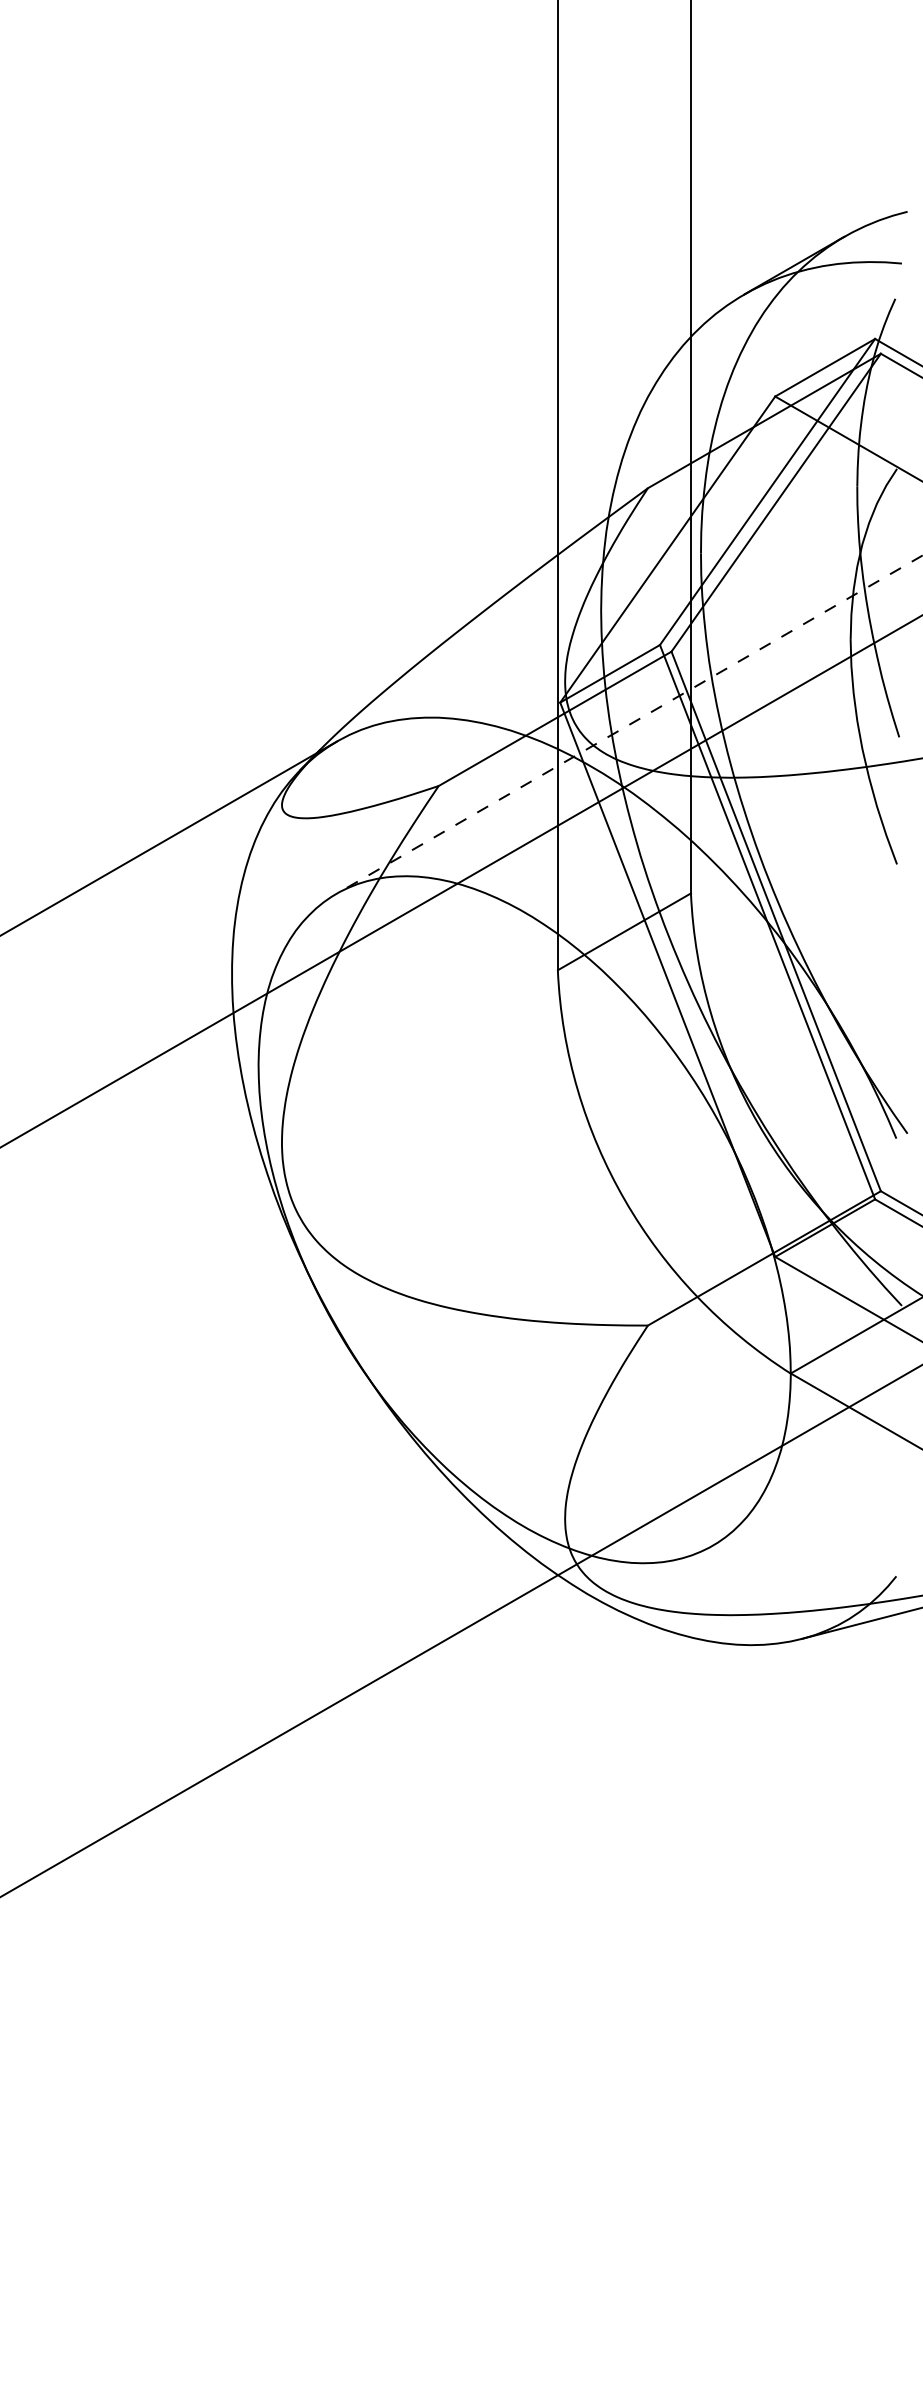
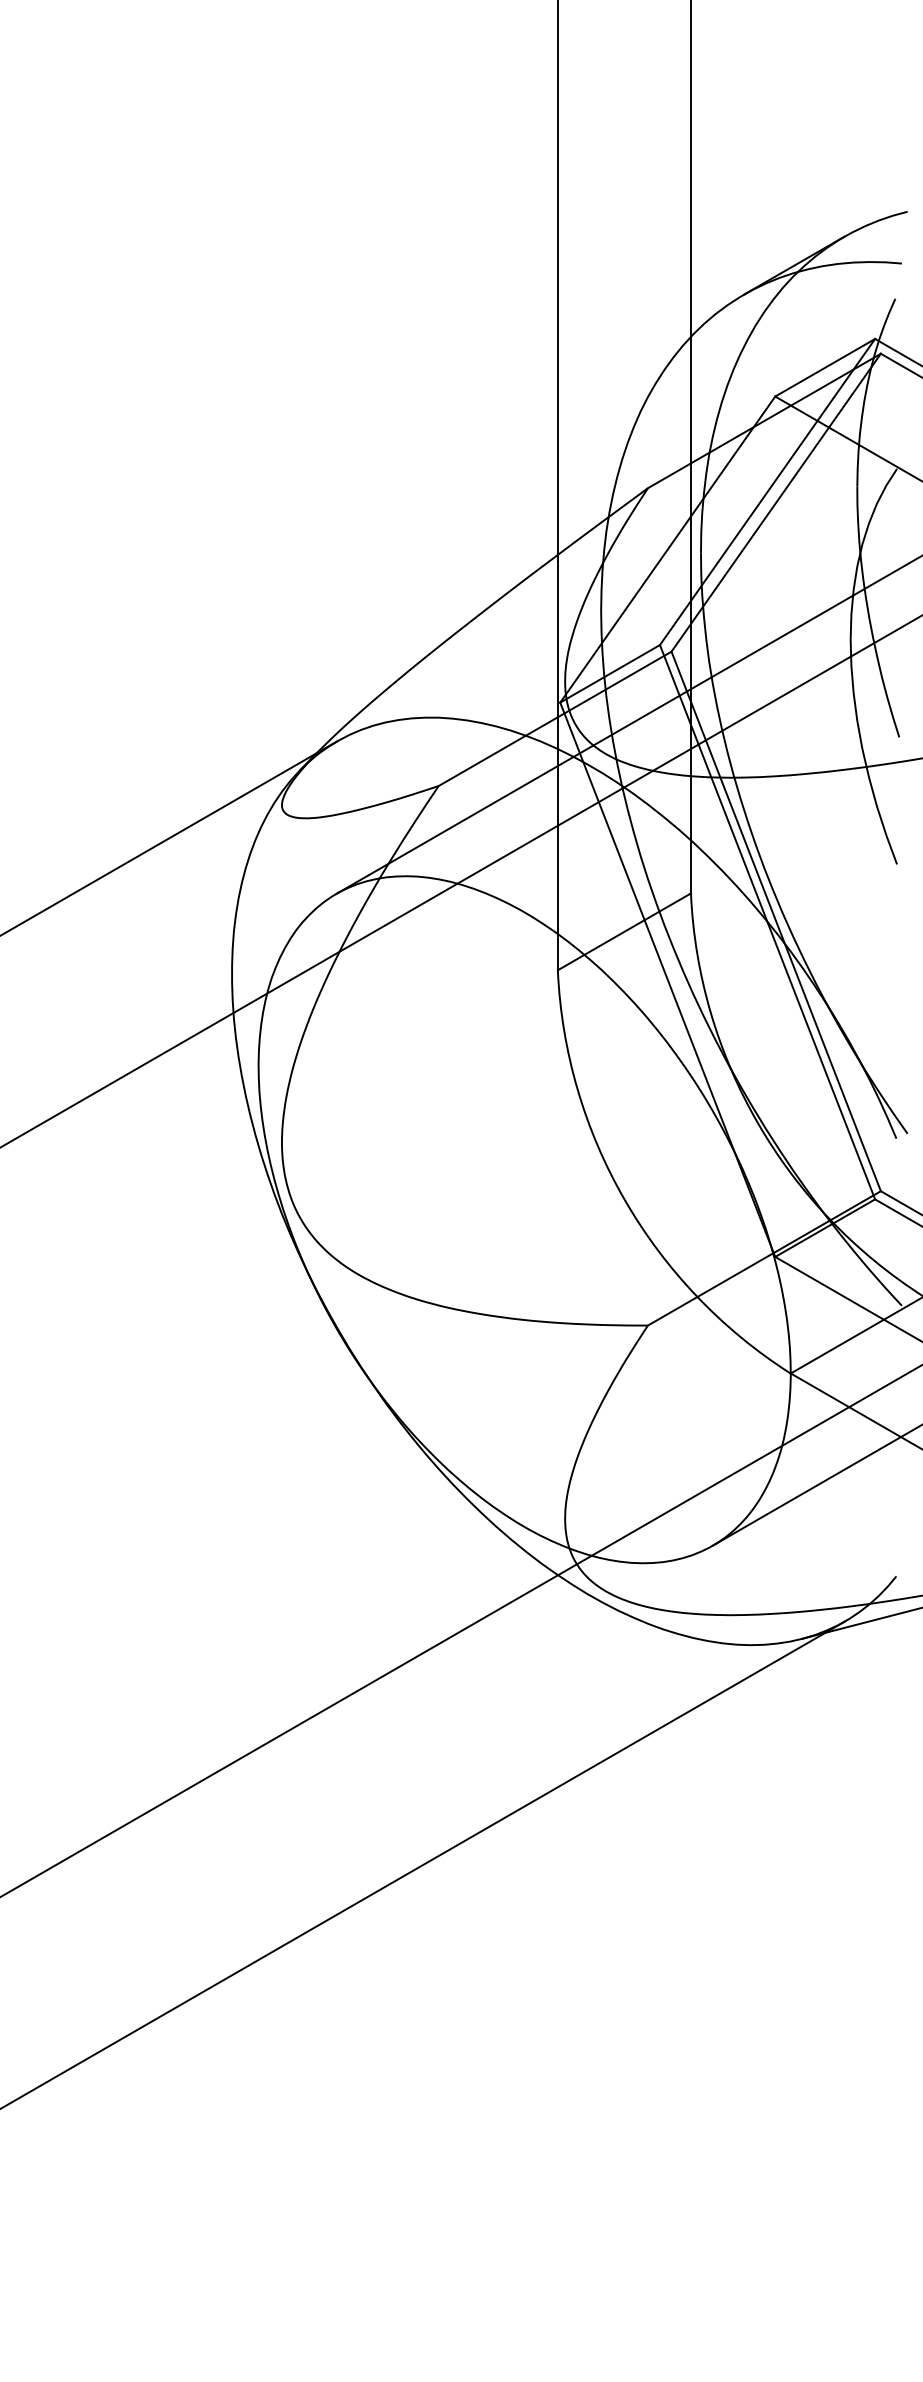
line: dashed -> solid (629, 724)
line: none -> present (815, 1485)
line: none -> present (423, 1864)
